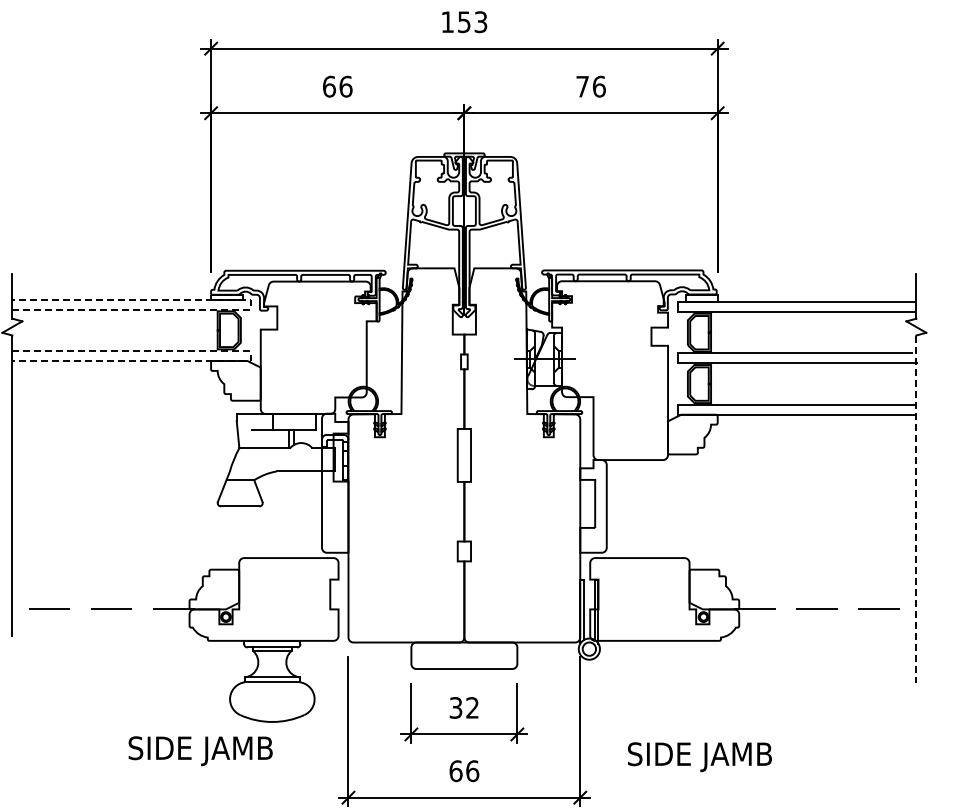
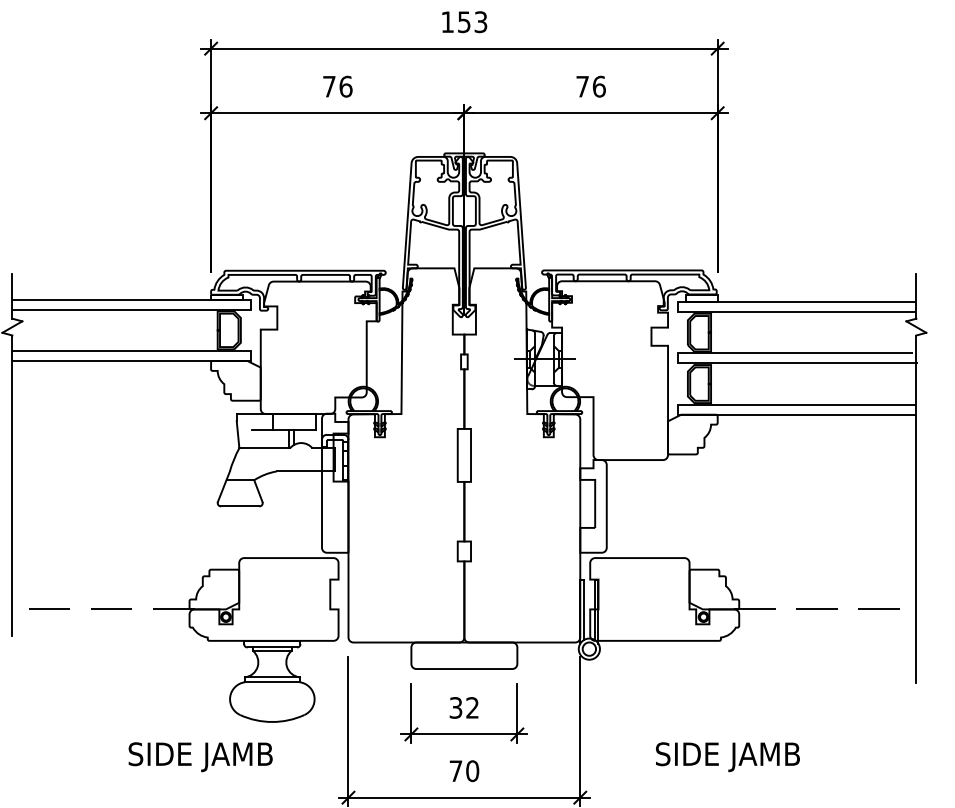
text: 66 -> 76 (329, 86)
line: dashed -> solid (250, 304)
line: dashed -> solid (250, 356)
line: dashed -> solid (916, 509)
text position: (200, 751) -> (200, 757) (200, 757)
text position: (699, 757) -> (727, 757) (727, 757)
text: 66 -> 70 (464, 771)
